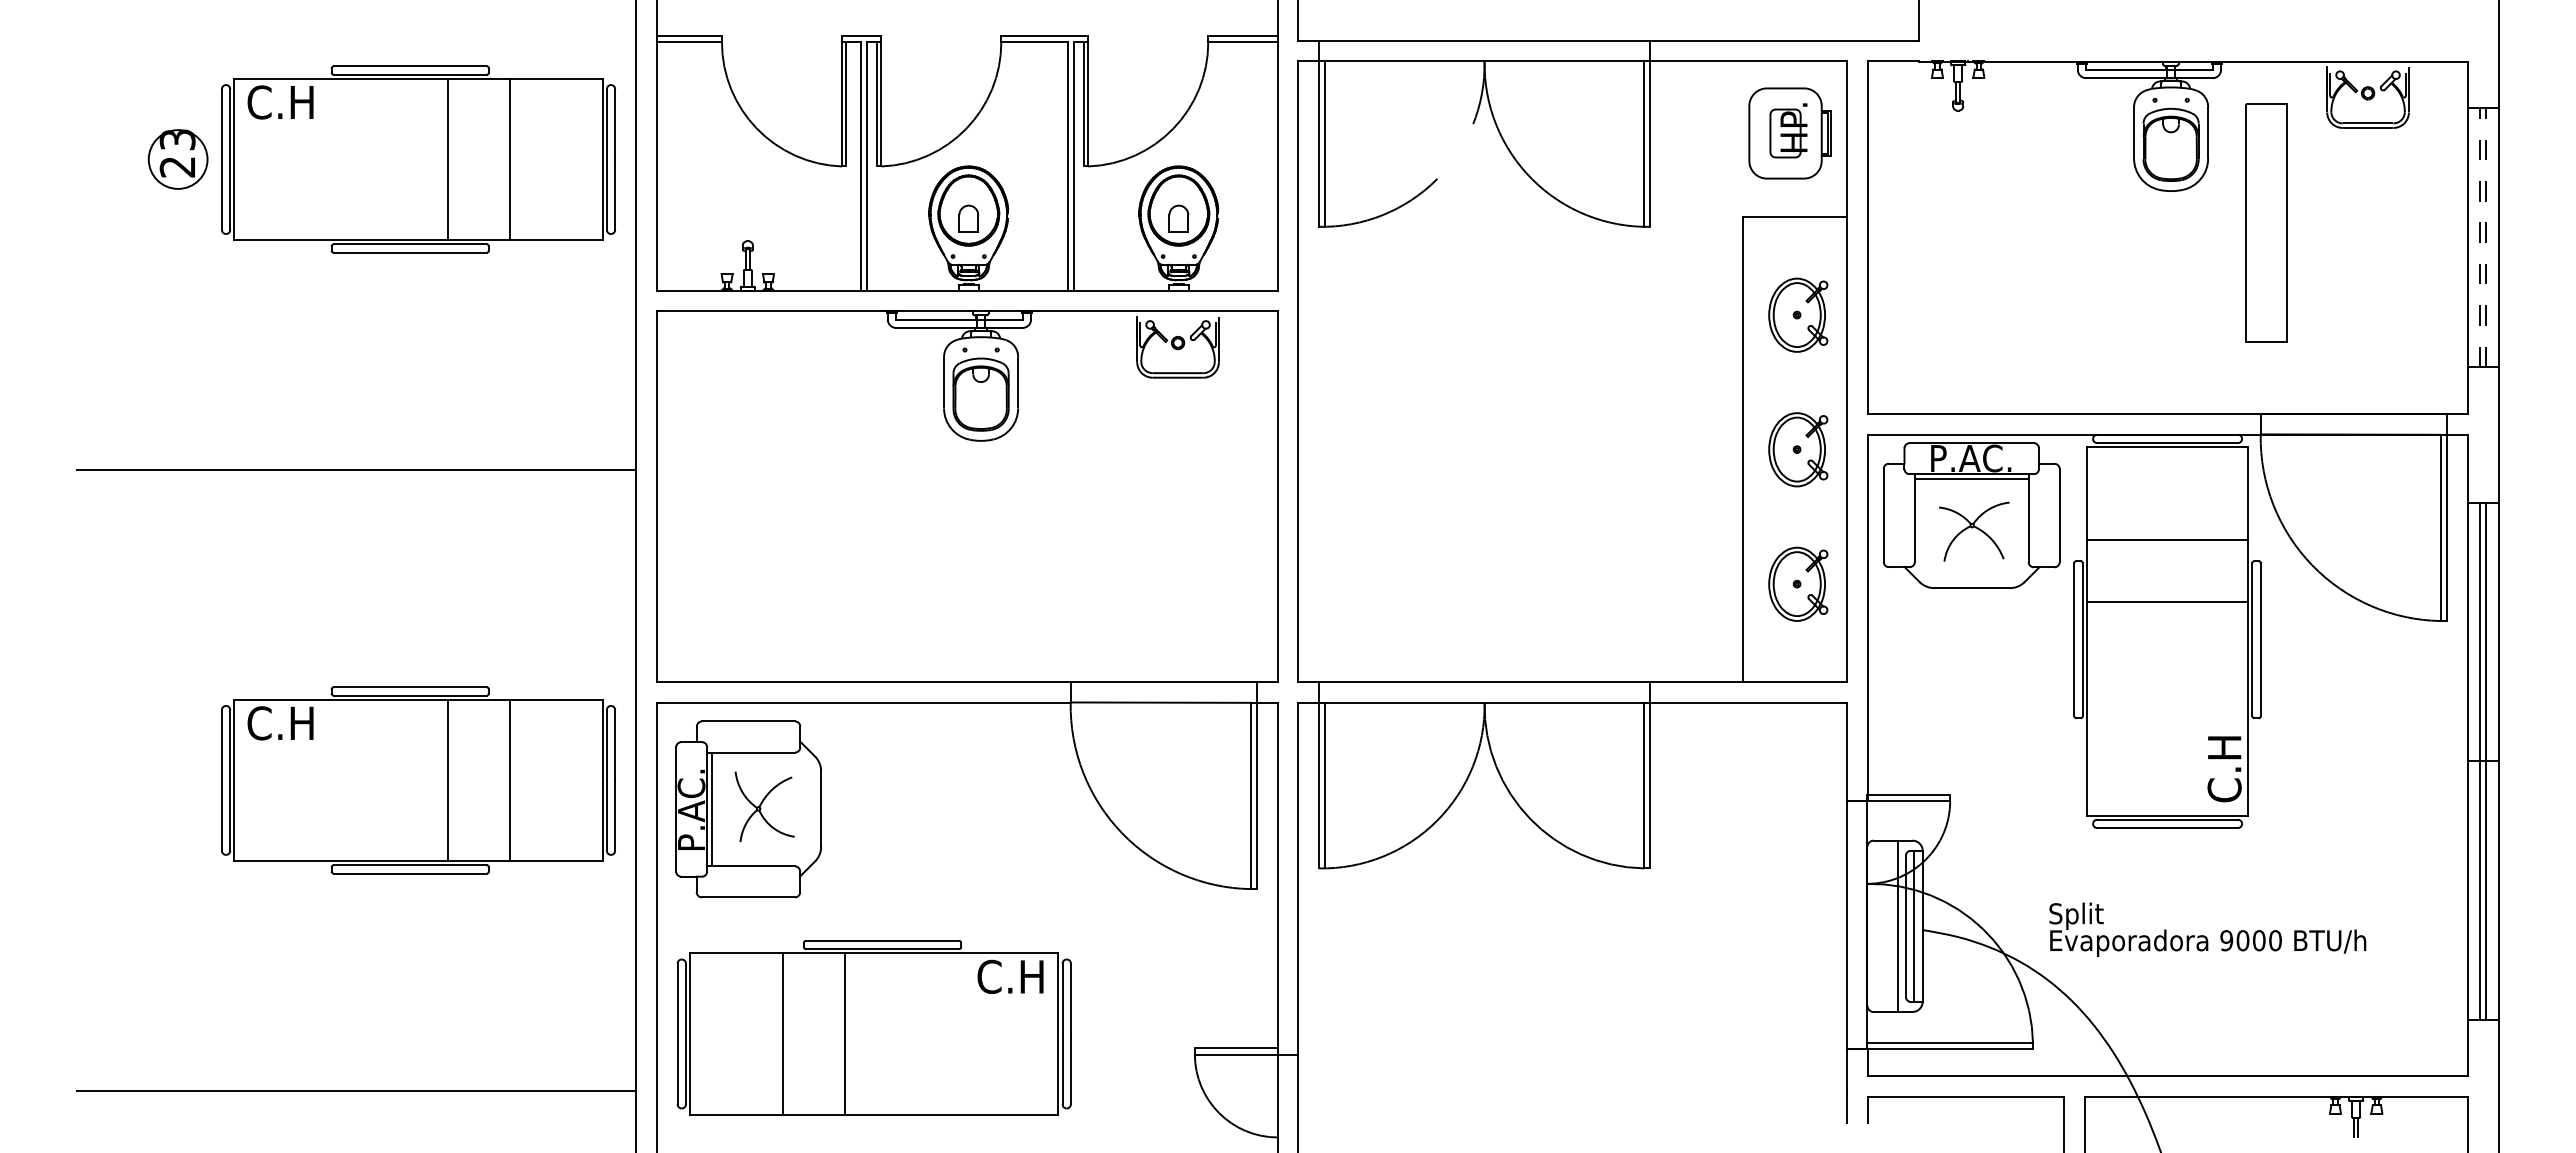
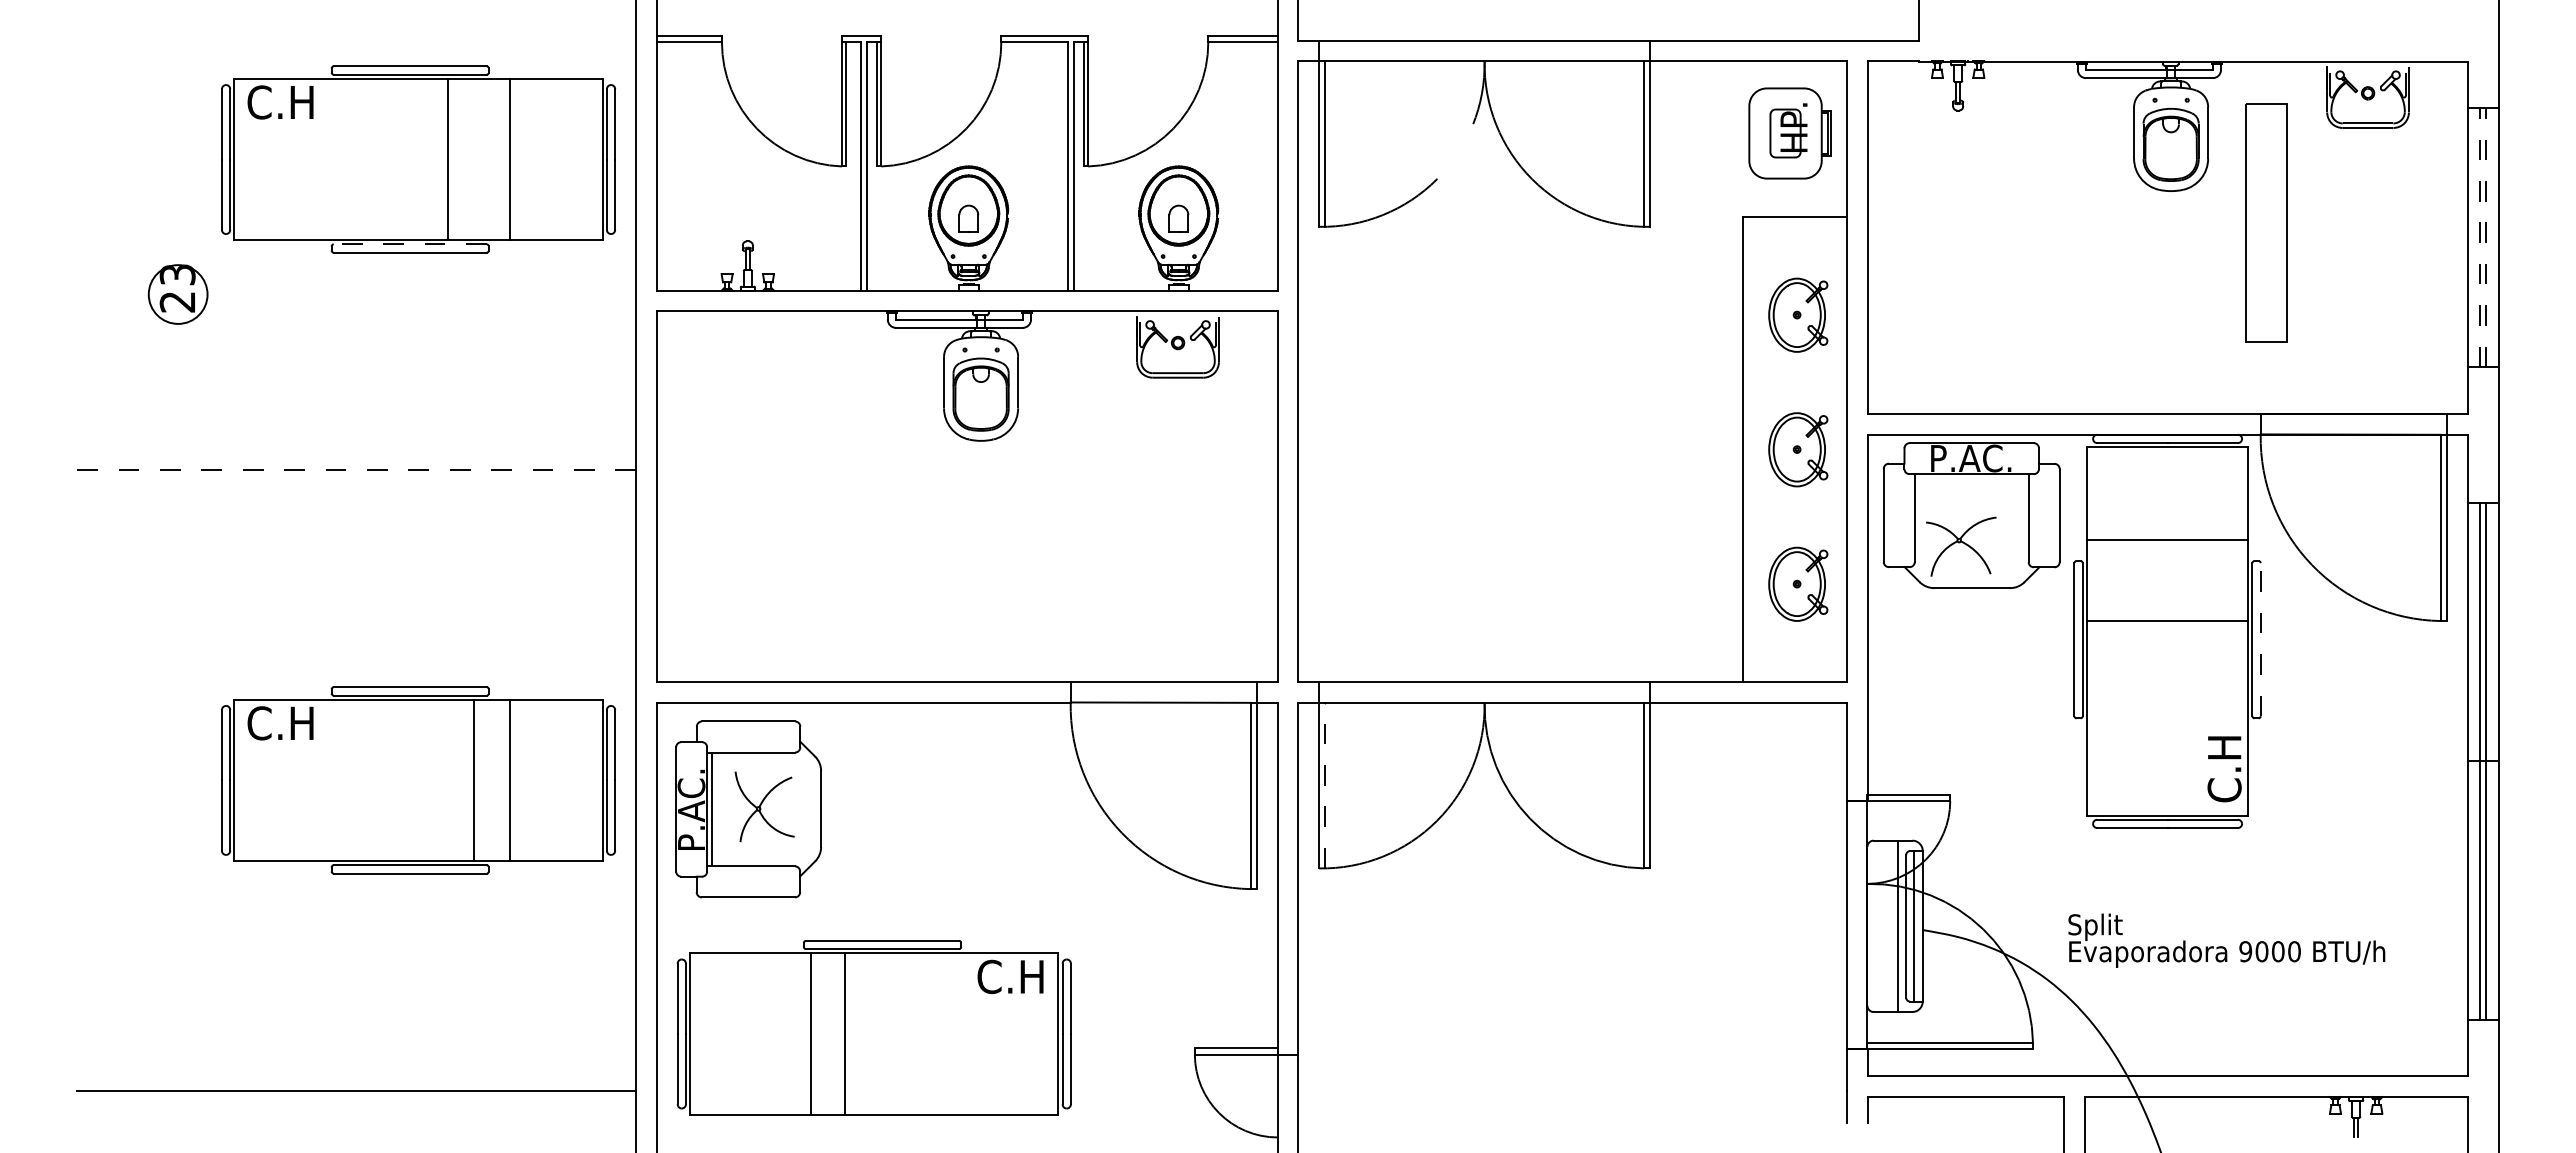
part position: (177, 159) -> (177, 294) (177, 294)
line: solid -> dashed (410, 244)
line: solid -> dashed (356, 469)
line: present -> none (1971, 479)
part position: (1974, 531) -> (1961, 546) (1961, 546)
line position: (2167, 602) -> (2167, 621) (2167, 621)
line: solid -> dashed (2260, 639)
line position: (447, 780) -> (473, 780) (473, 780)
line: solid -> dashed (1325, 785)
text position: (2207, 929) -> (2226, 940) (2226, 940)
line position: (782, 1033) -> (810, 1033) (810, 1033)
